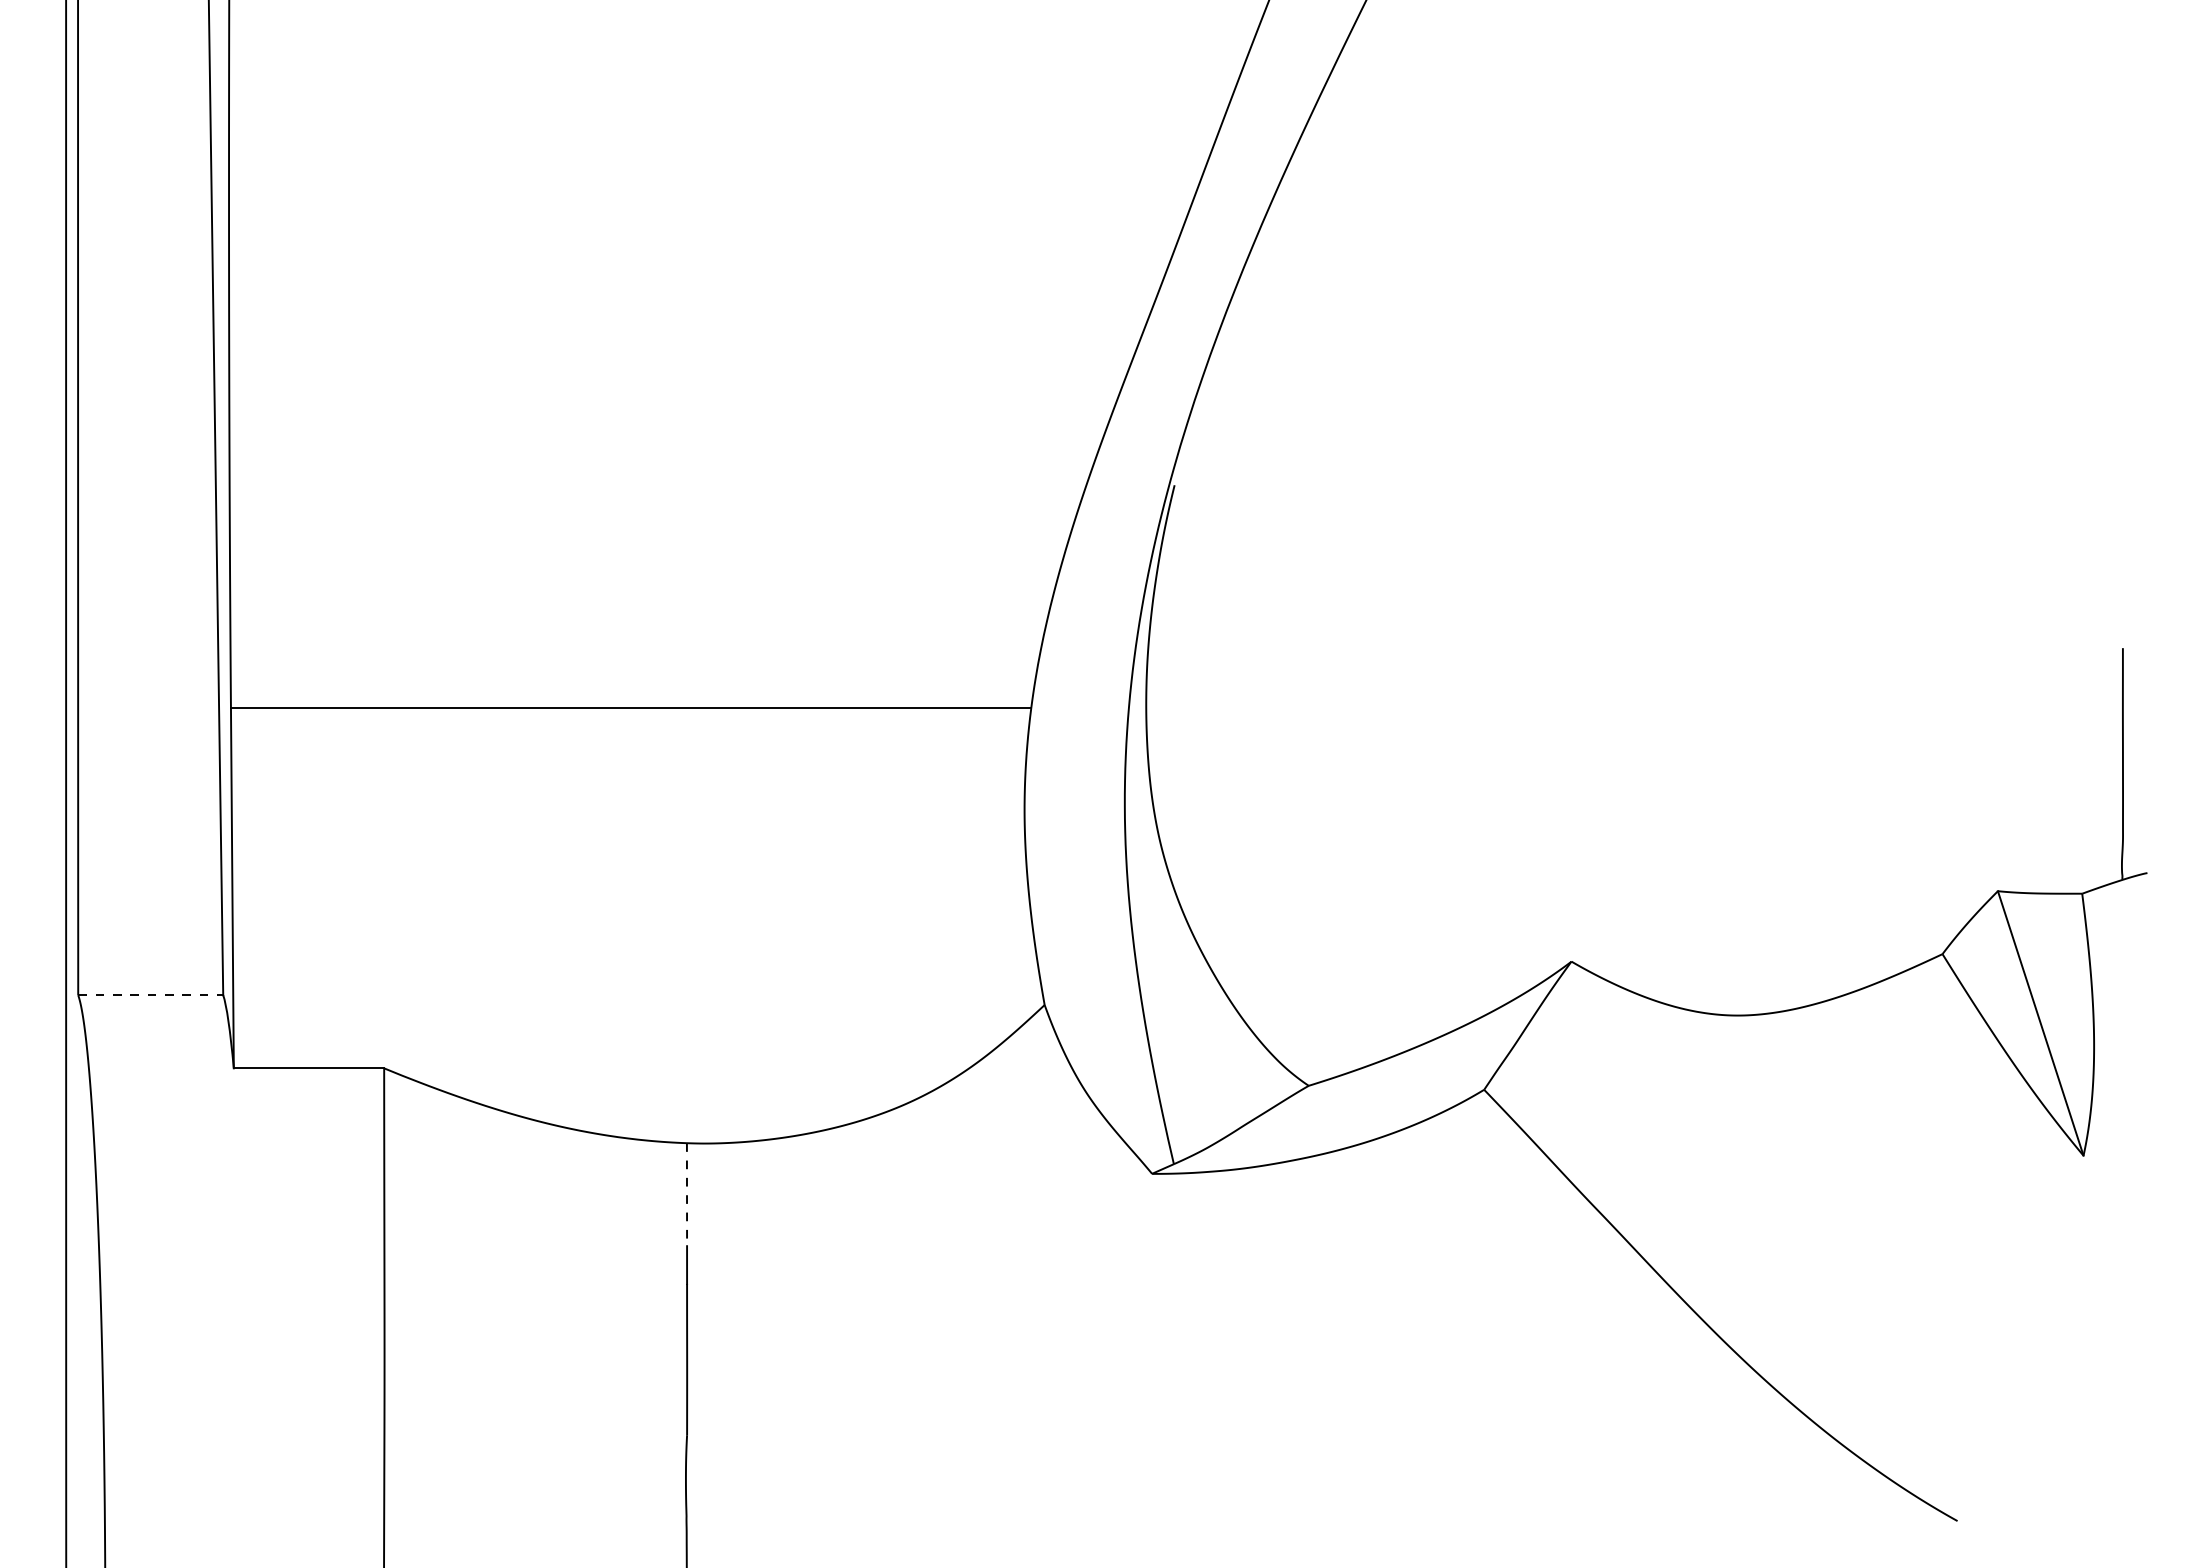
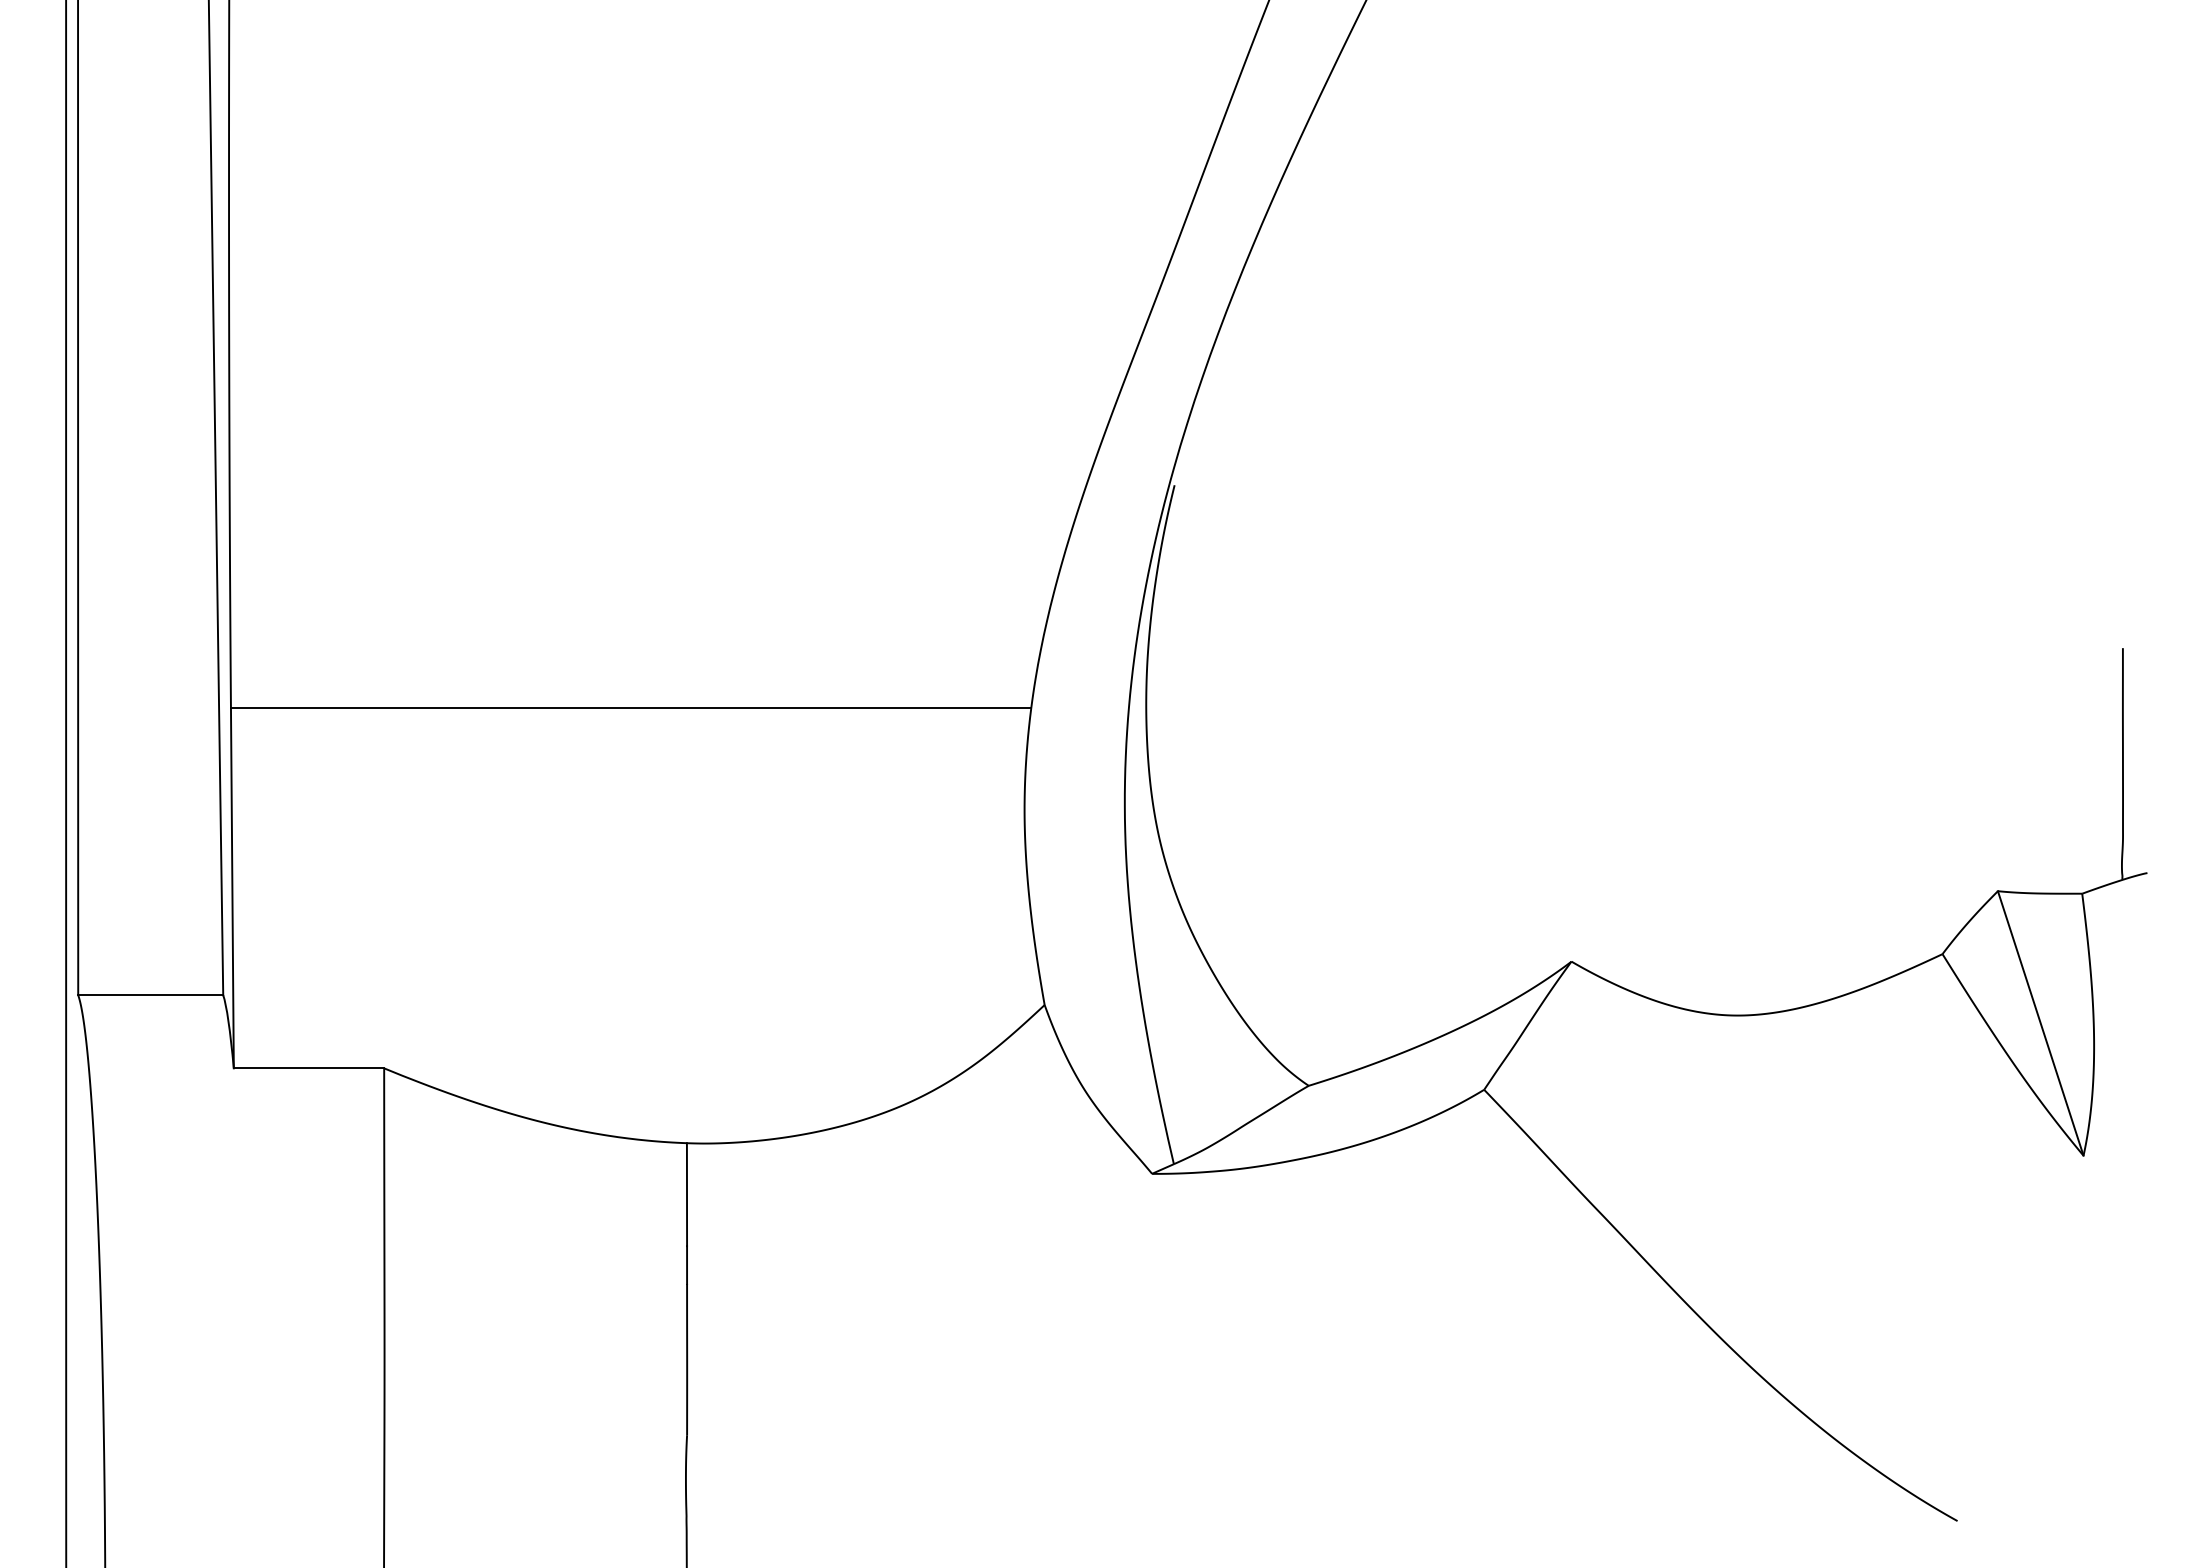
line: dashed -> solid (150, 995)
line: dashed -> solid (687, 1195)
